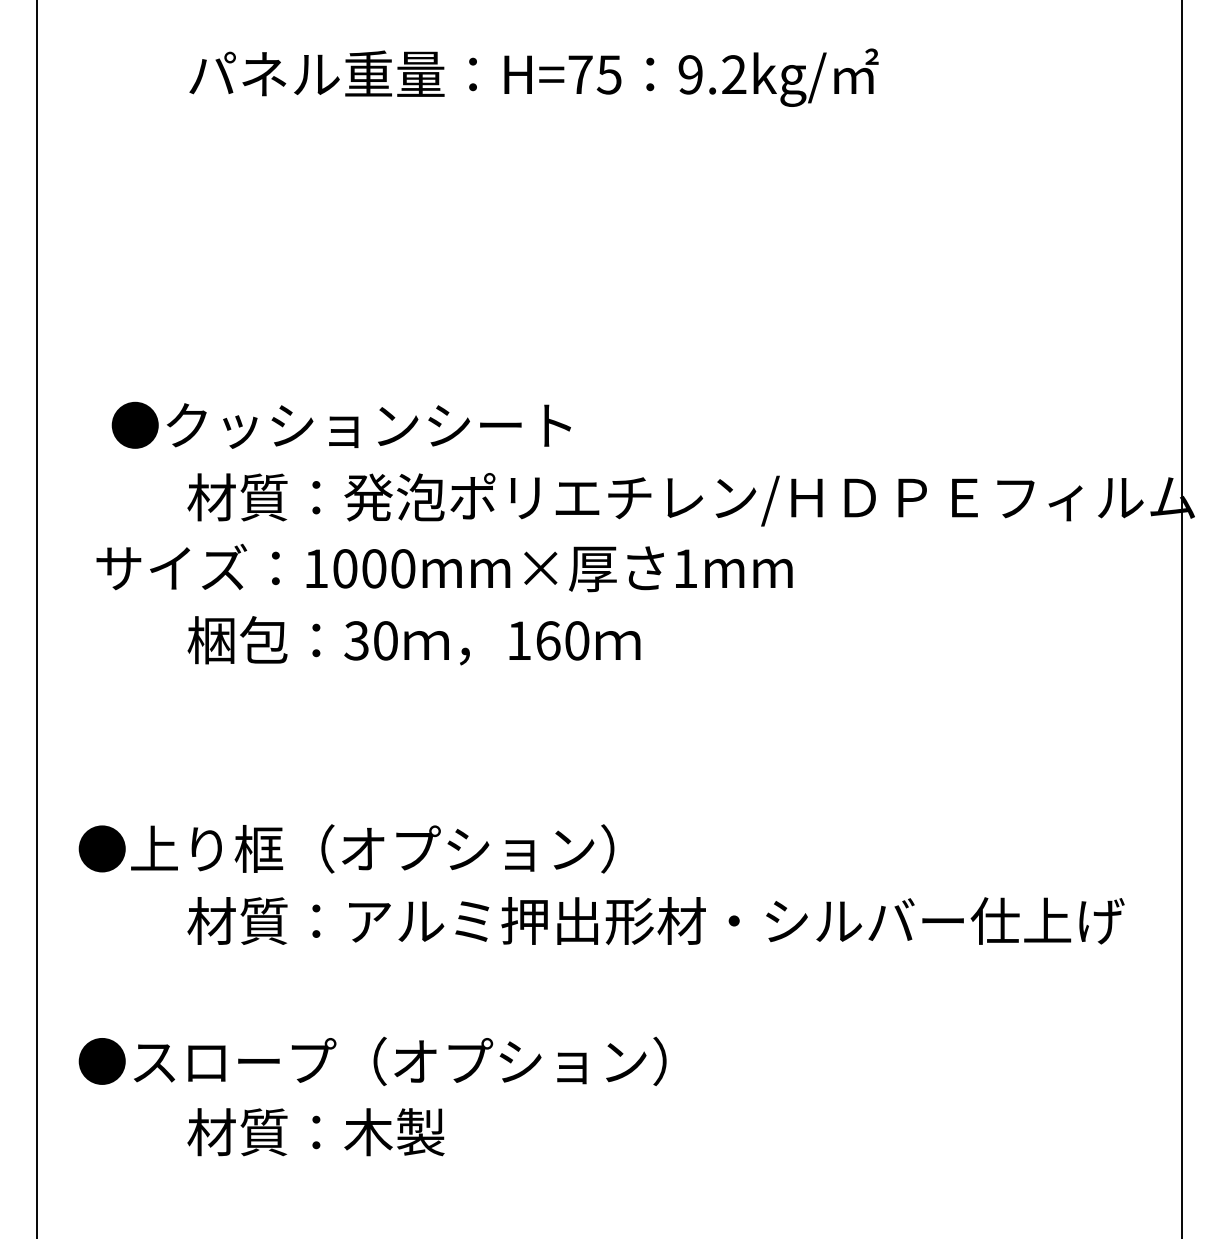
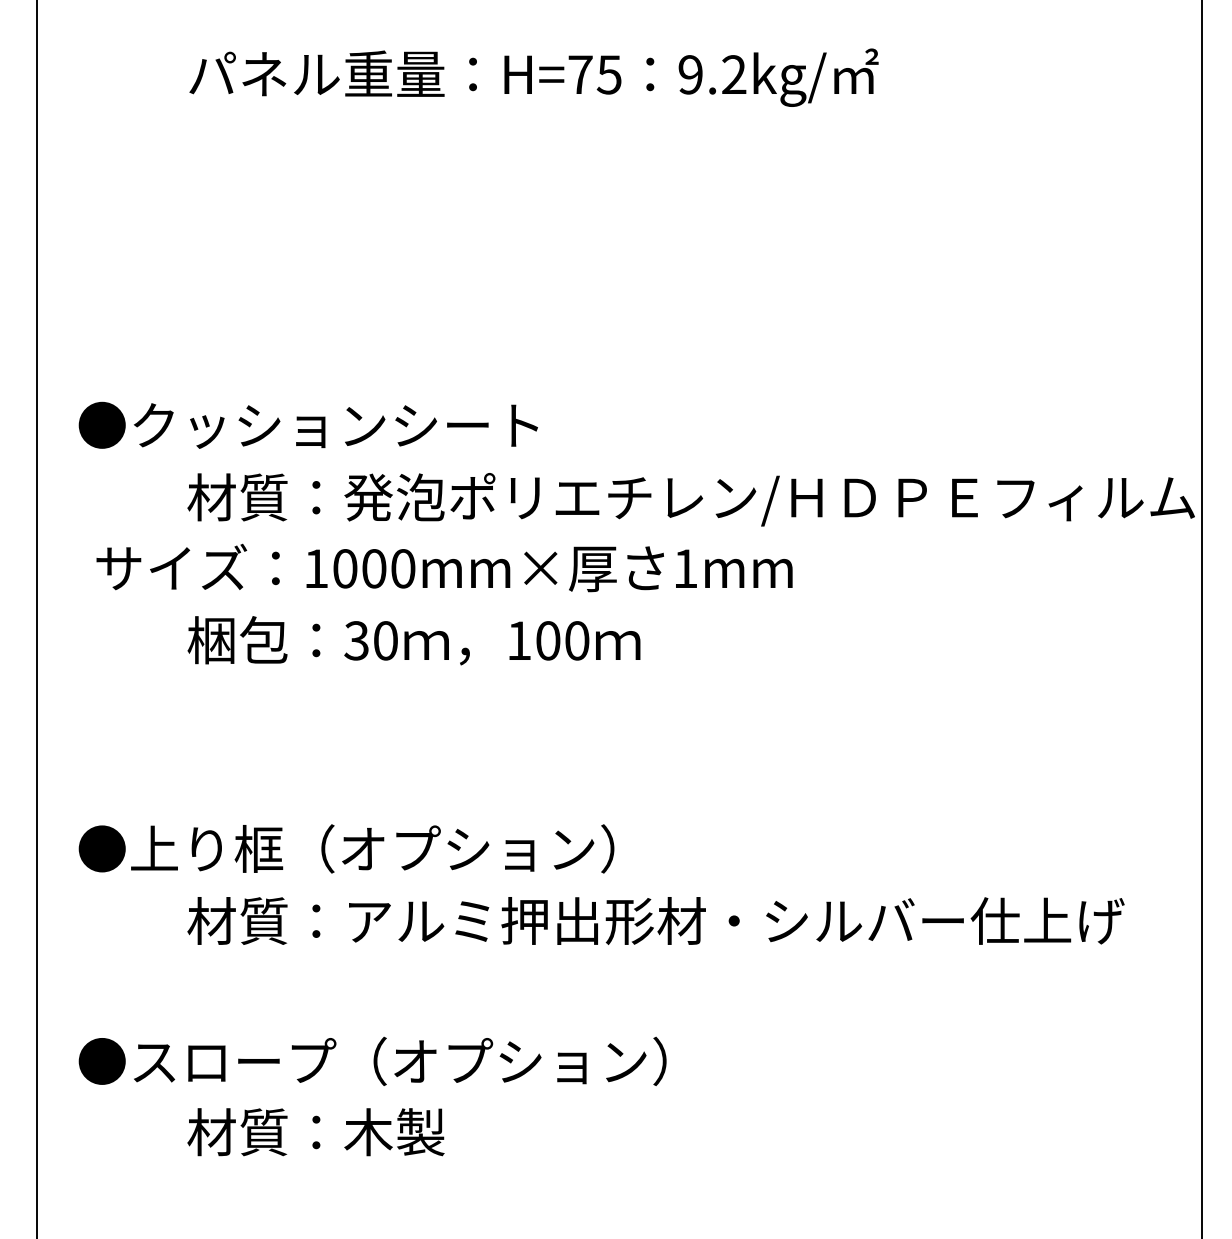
text position: (340, 424) -> (307, 424) (307, 424)
line position: (1181, 618) -> (1201, 618) (1201, 618)
text: 160 -> 100 (548, 640)
